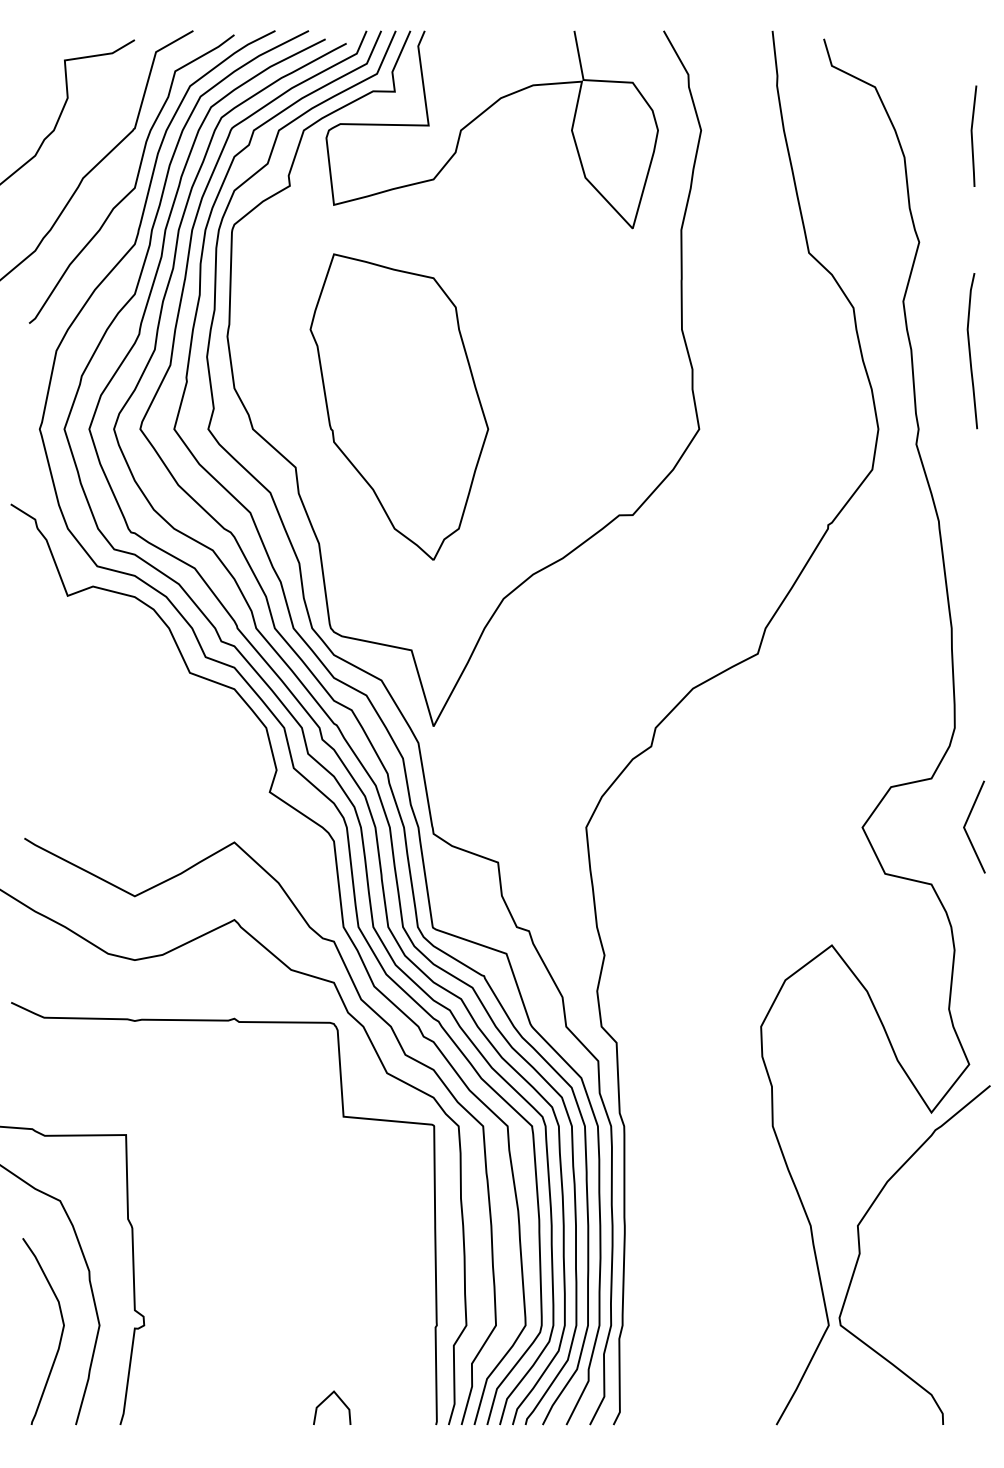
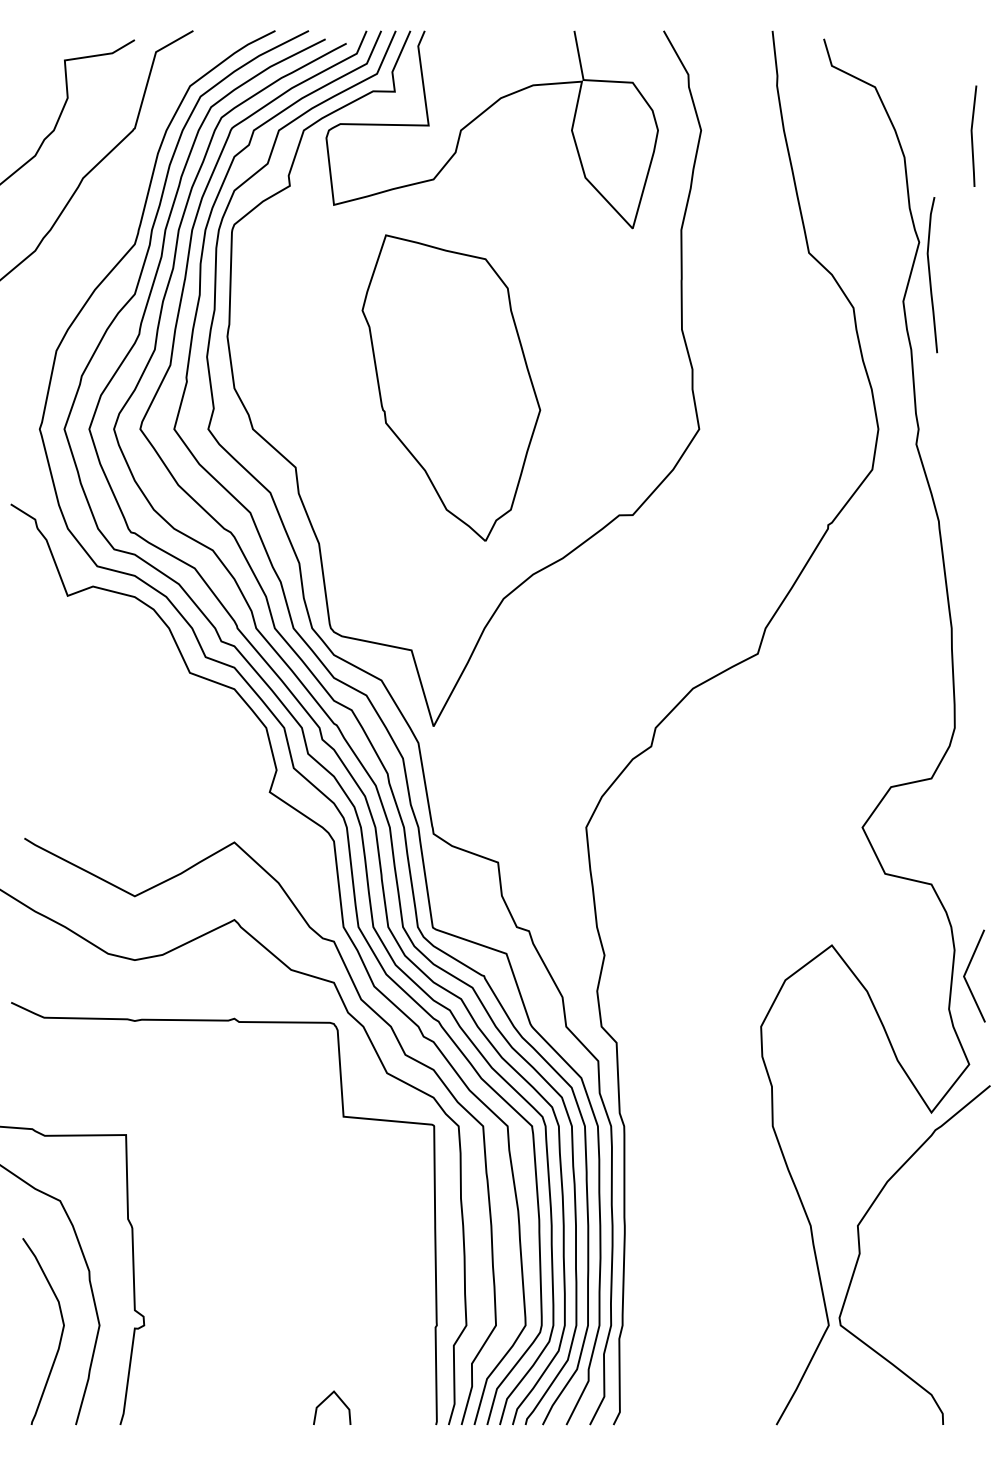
curve: present -> none (135, 180)
curve position: (970, 351) -> (930, 275) (930, 275)
part position: (399, 406) -> (451, 387) (451, 387)
line position: (967, 822) -> (967, 971) (967, 971)
